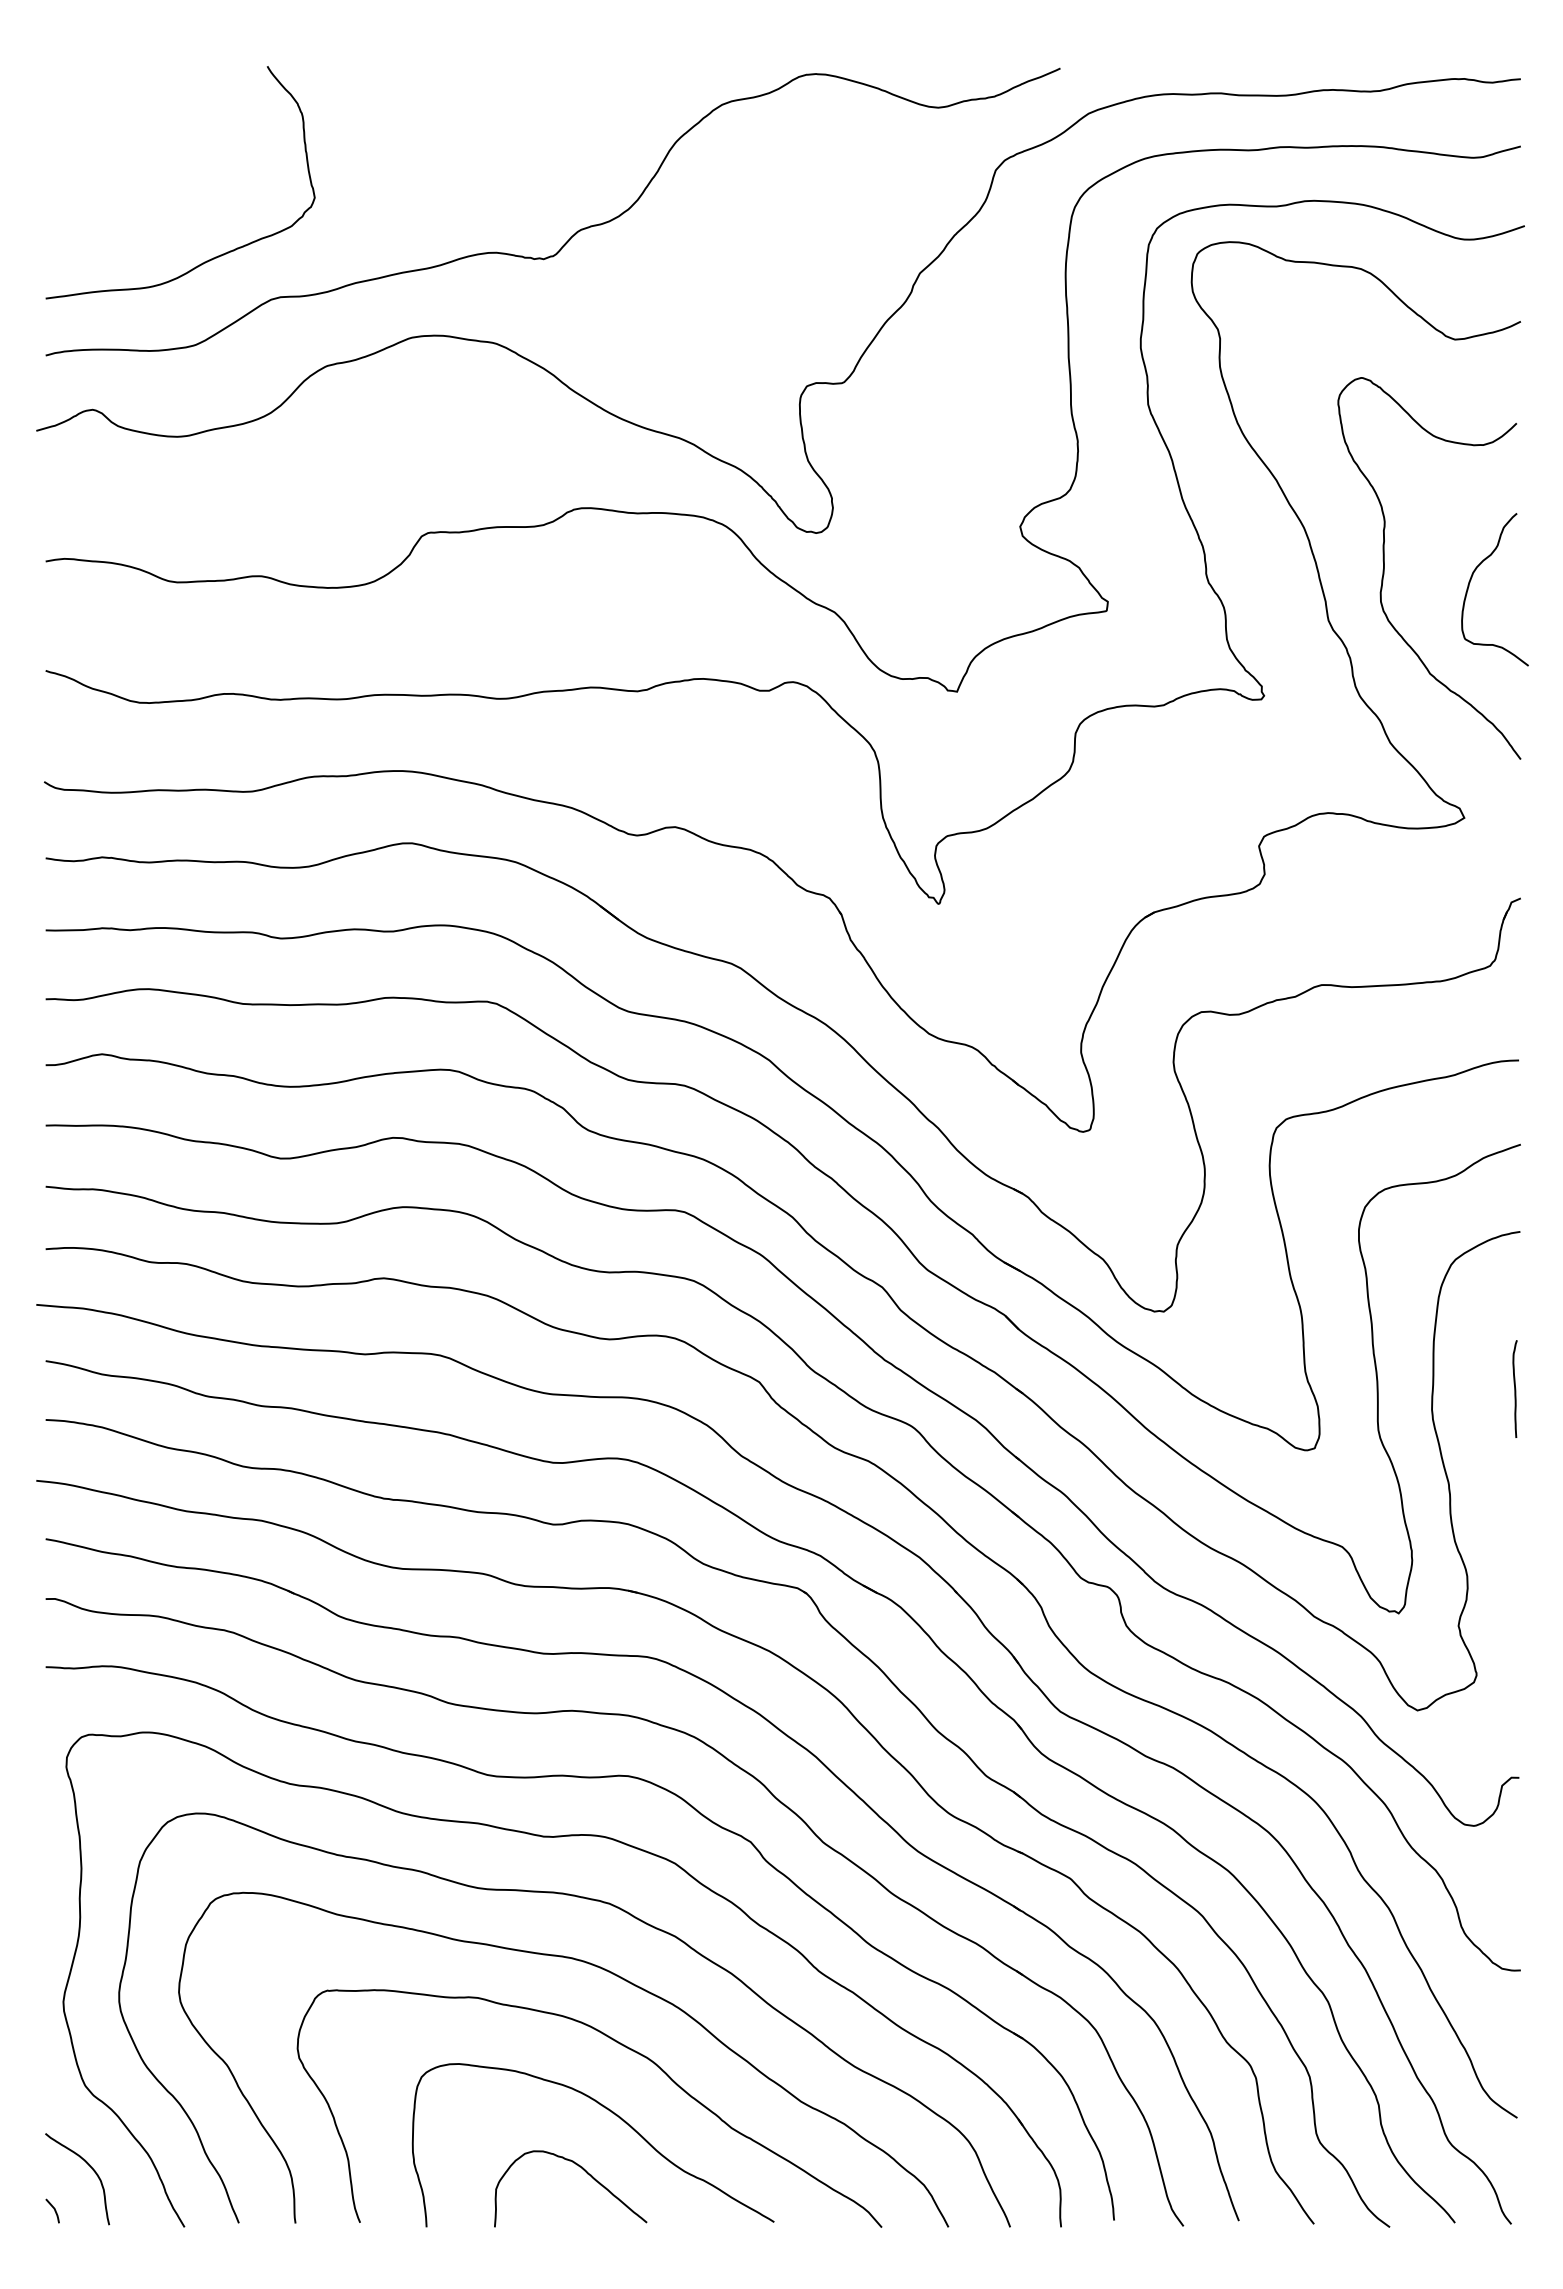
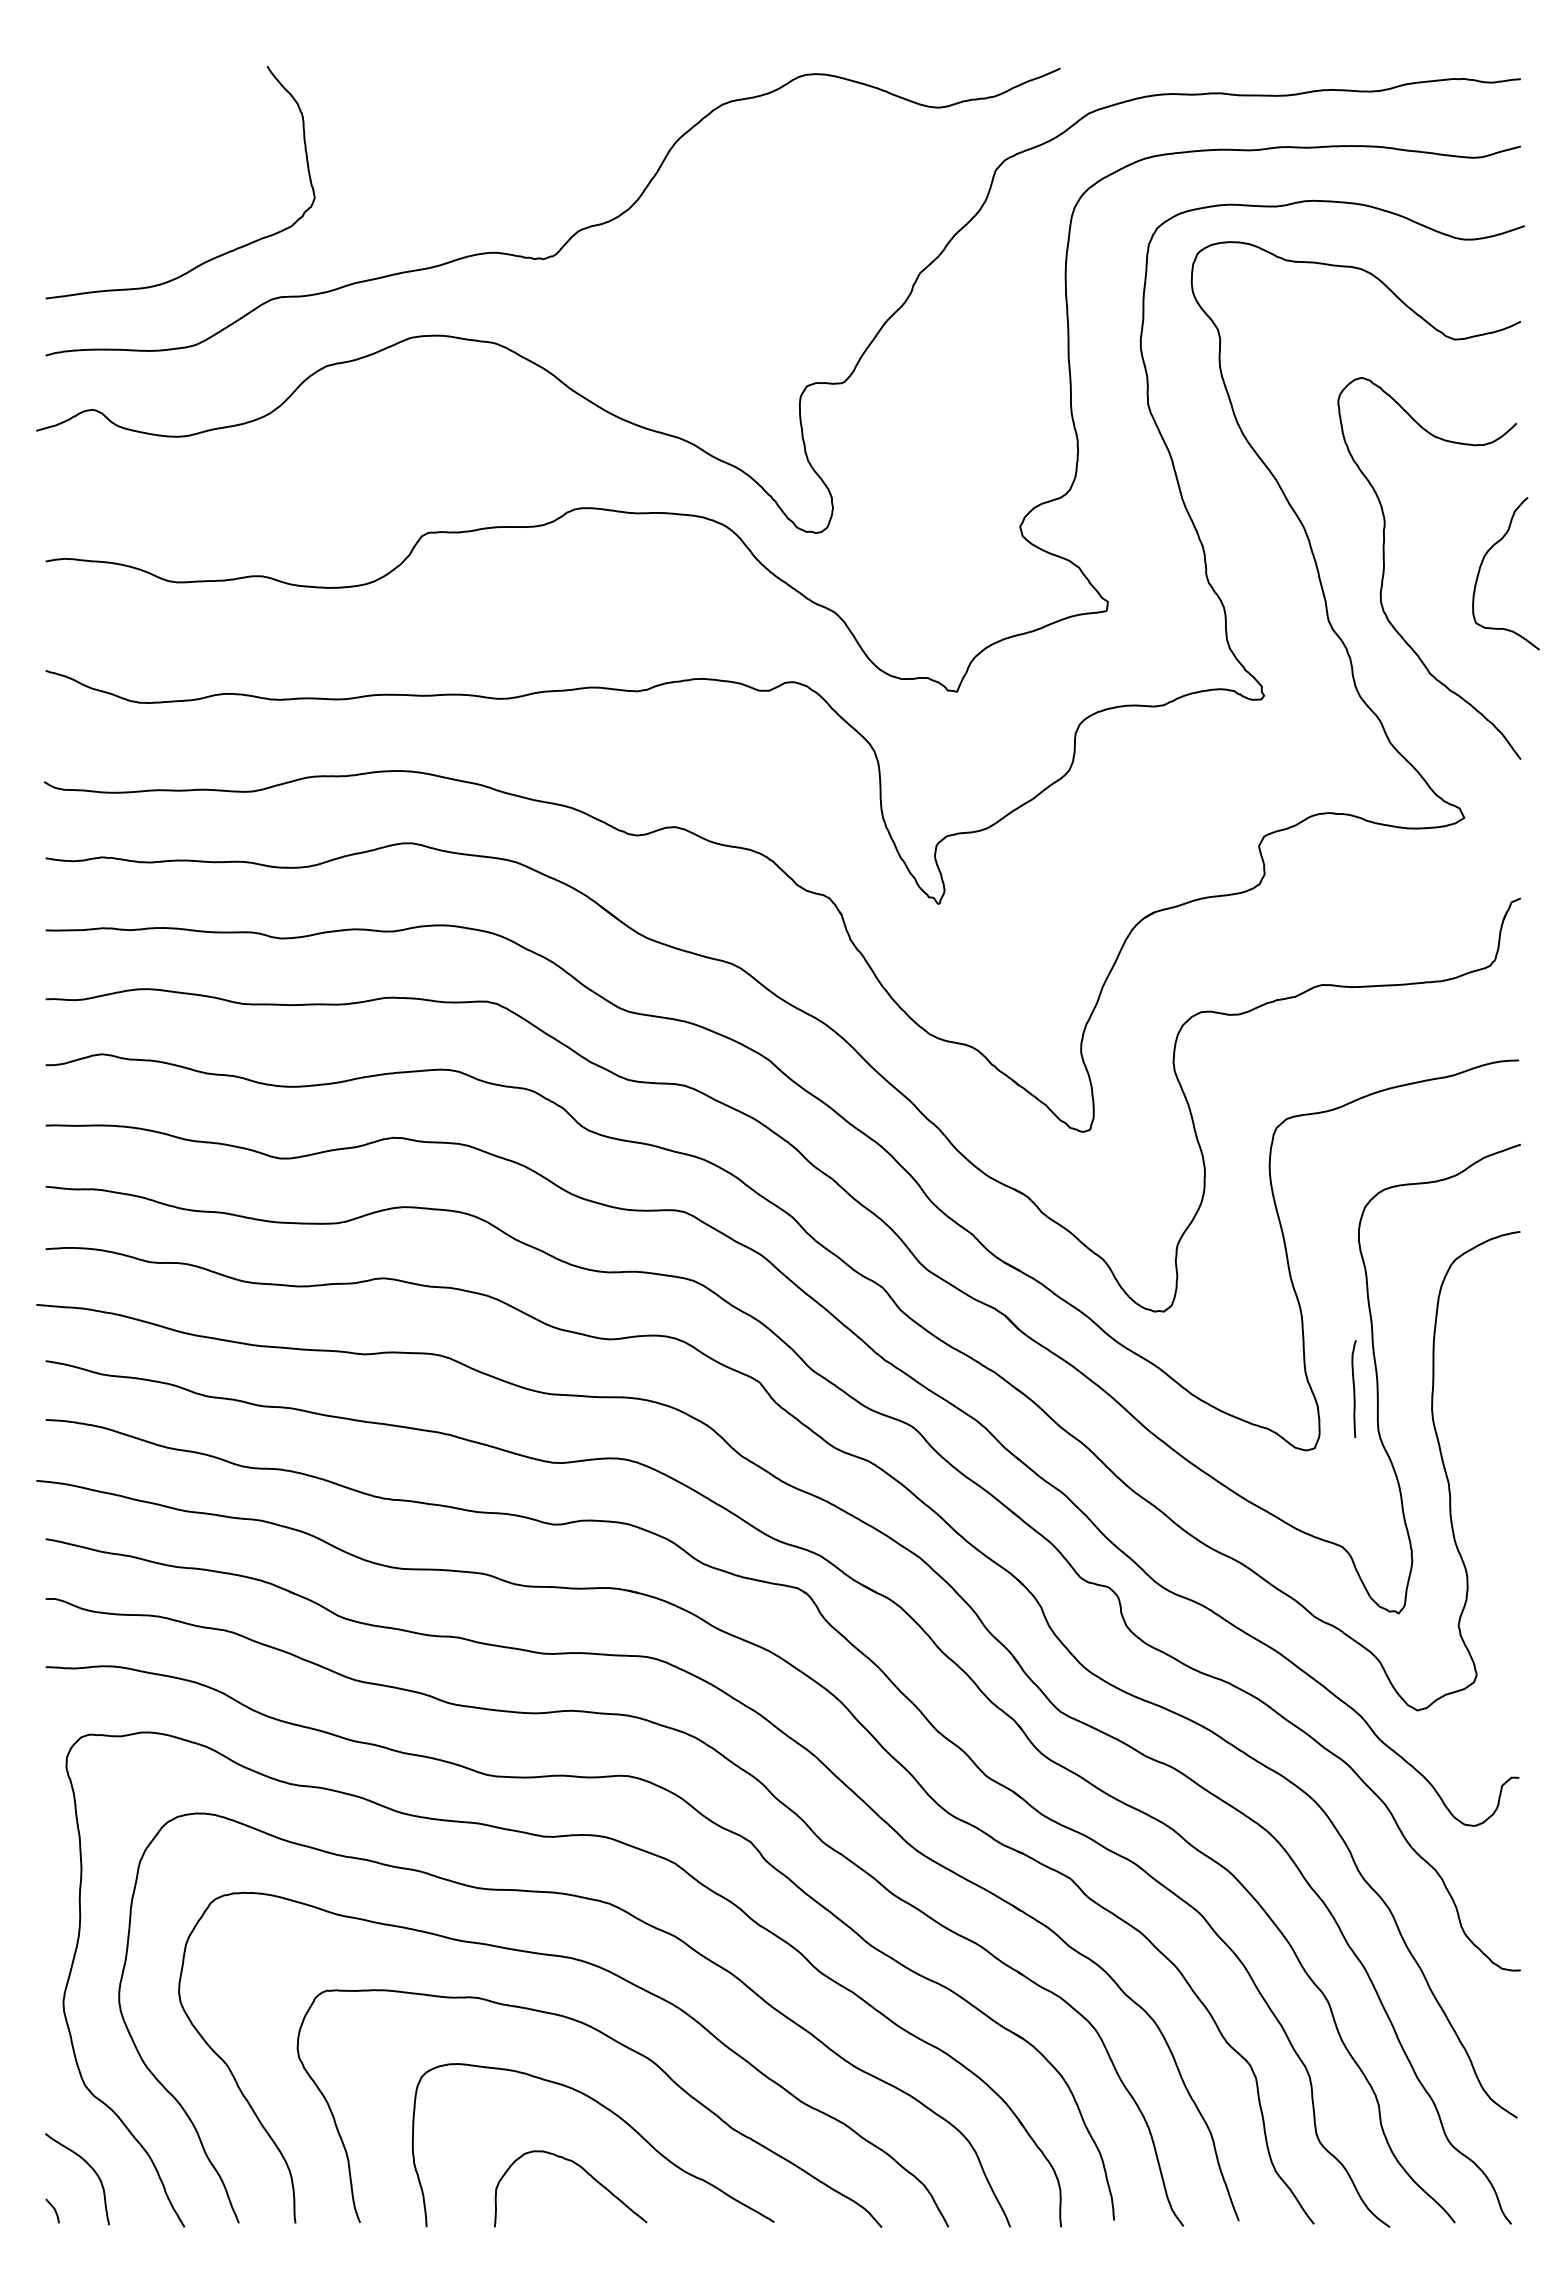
curve position: (1471, 580) -> (1482, 564) (1482, 564)
curve position: (1514, 1388) -> (1353, 1388) (1353, 1388)
